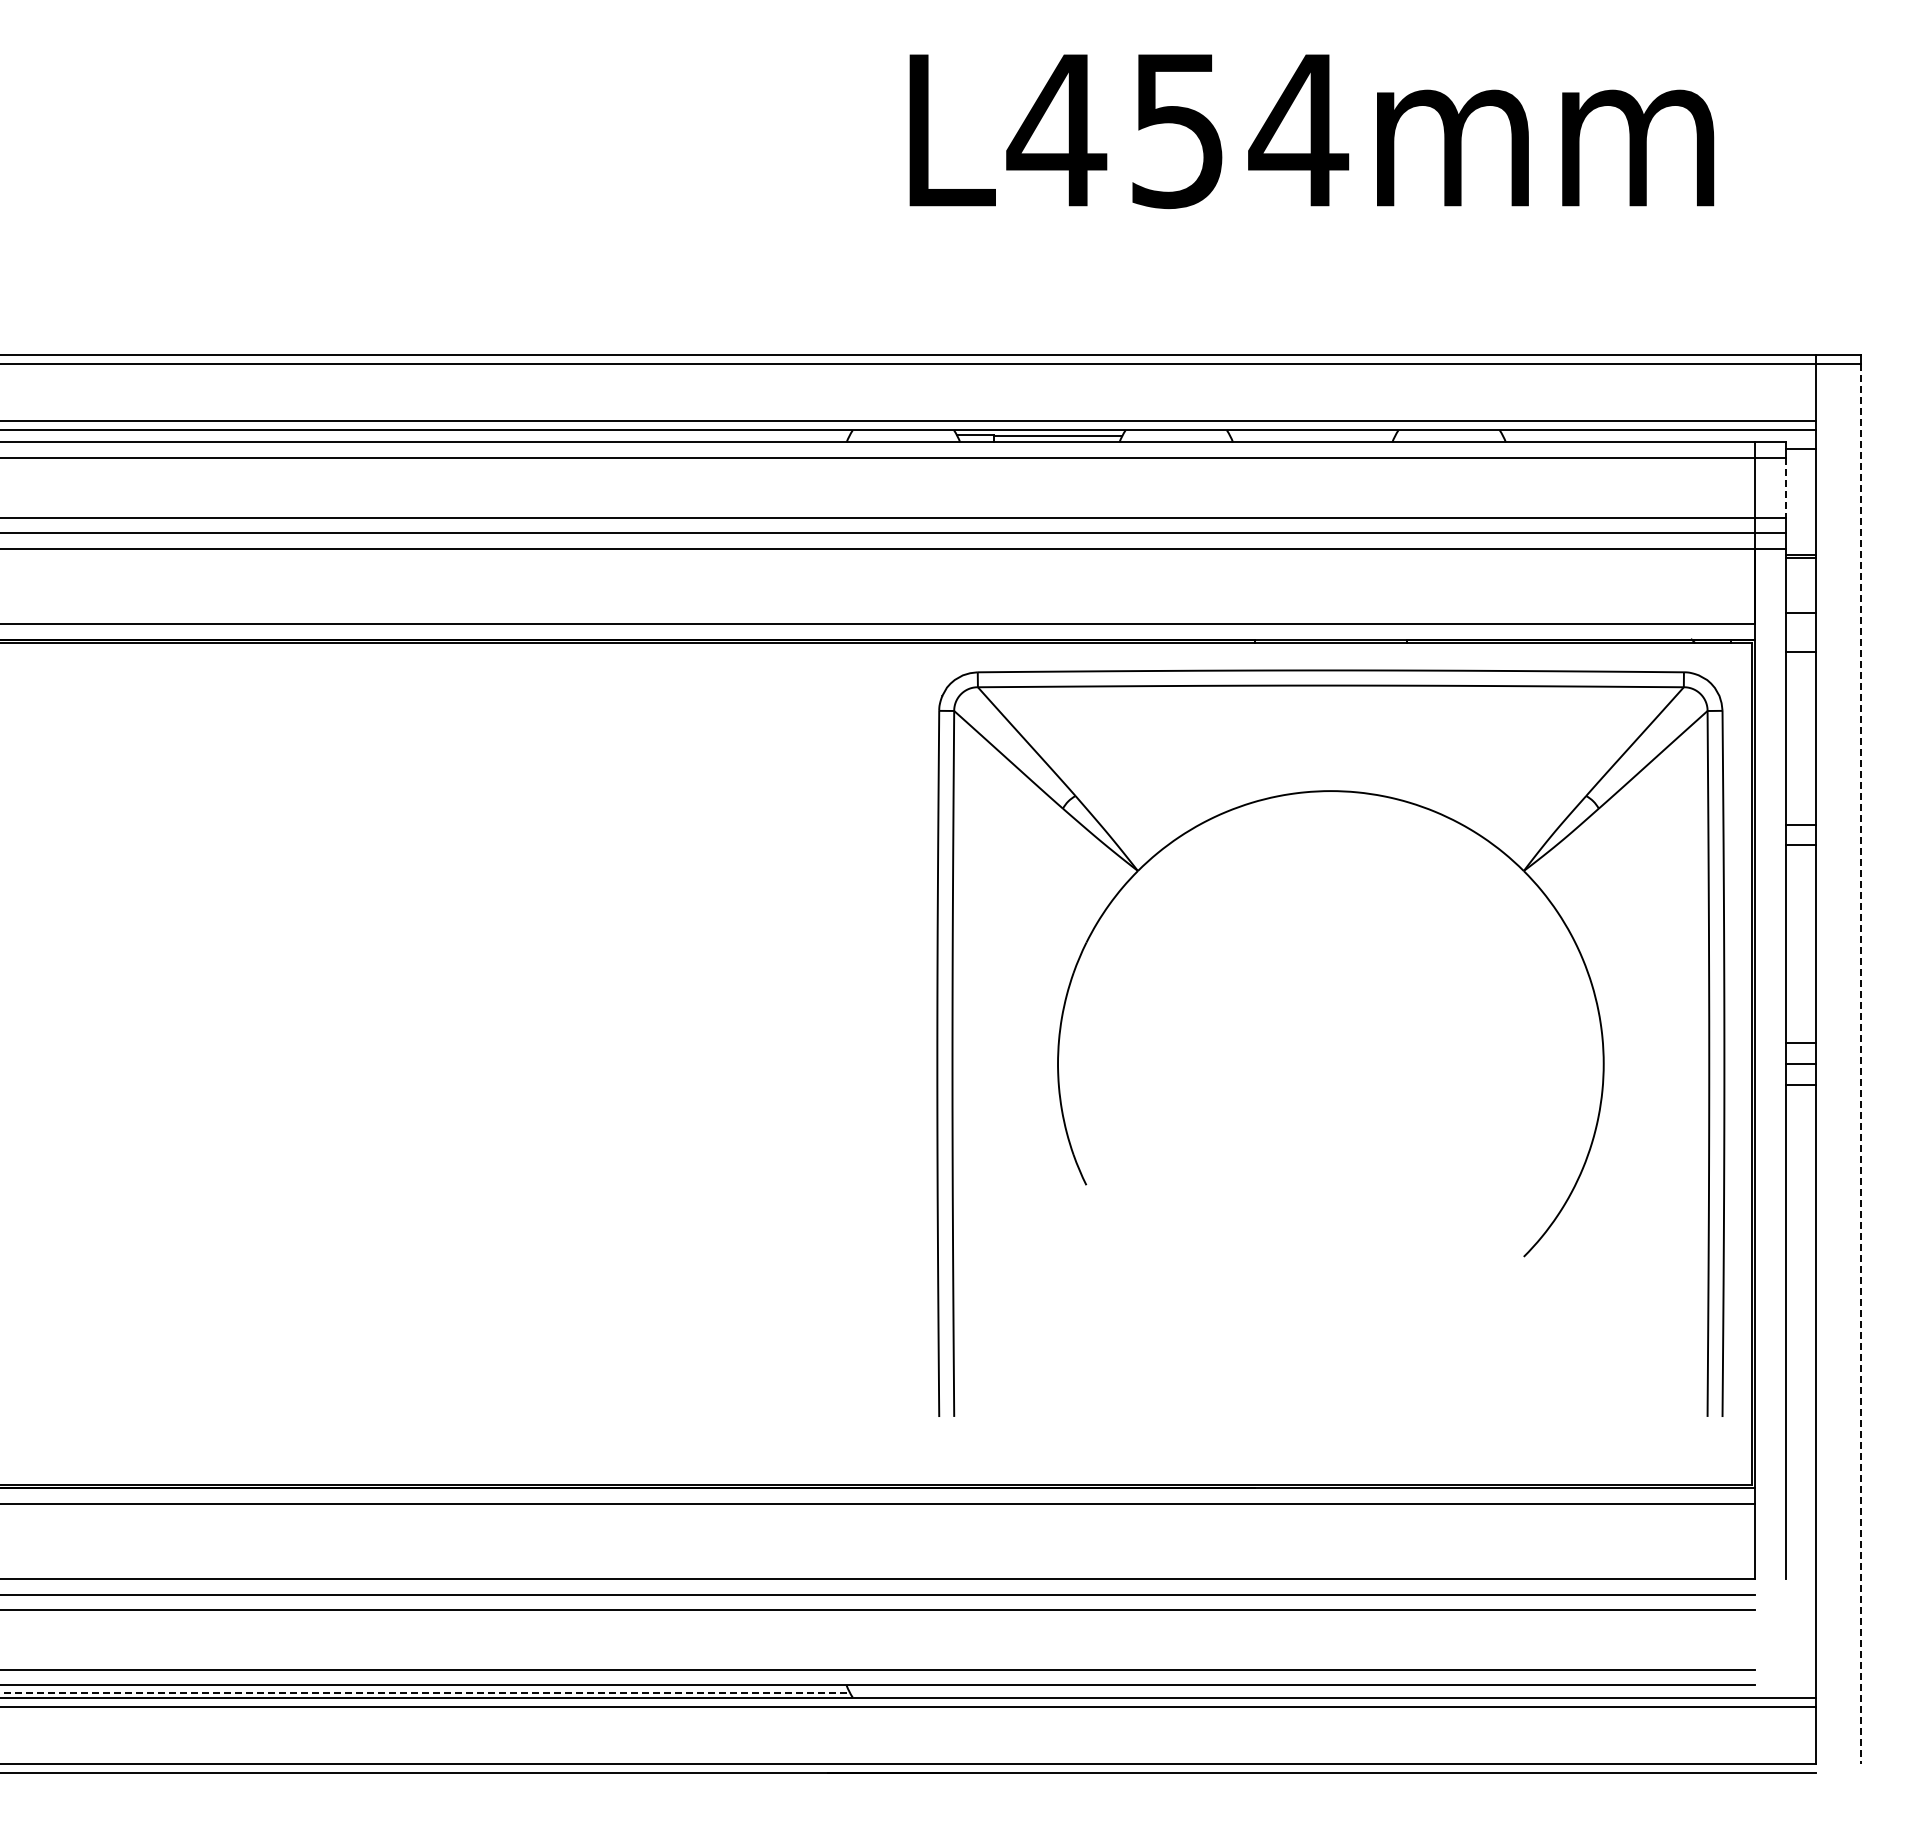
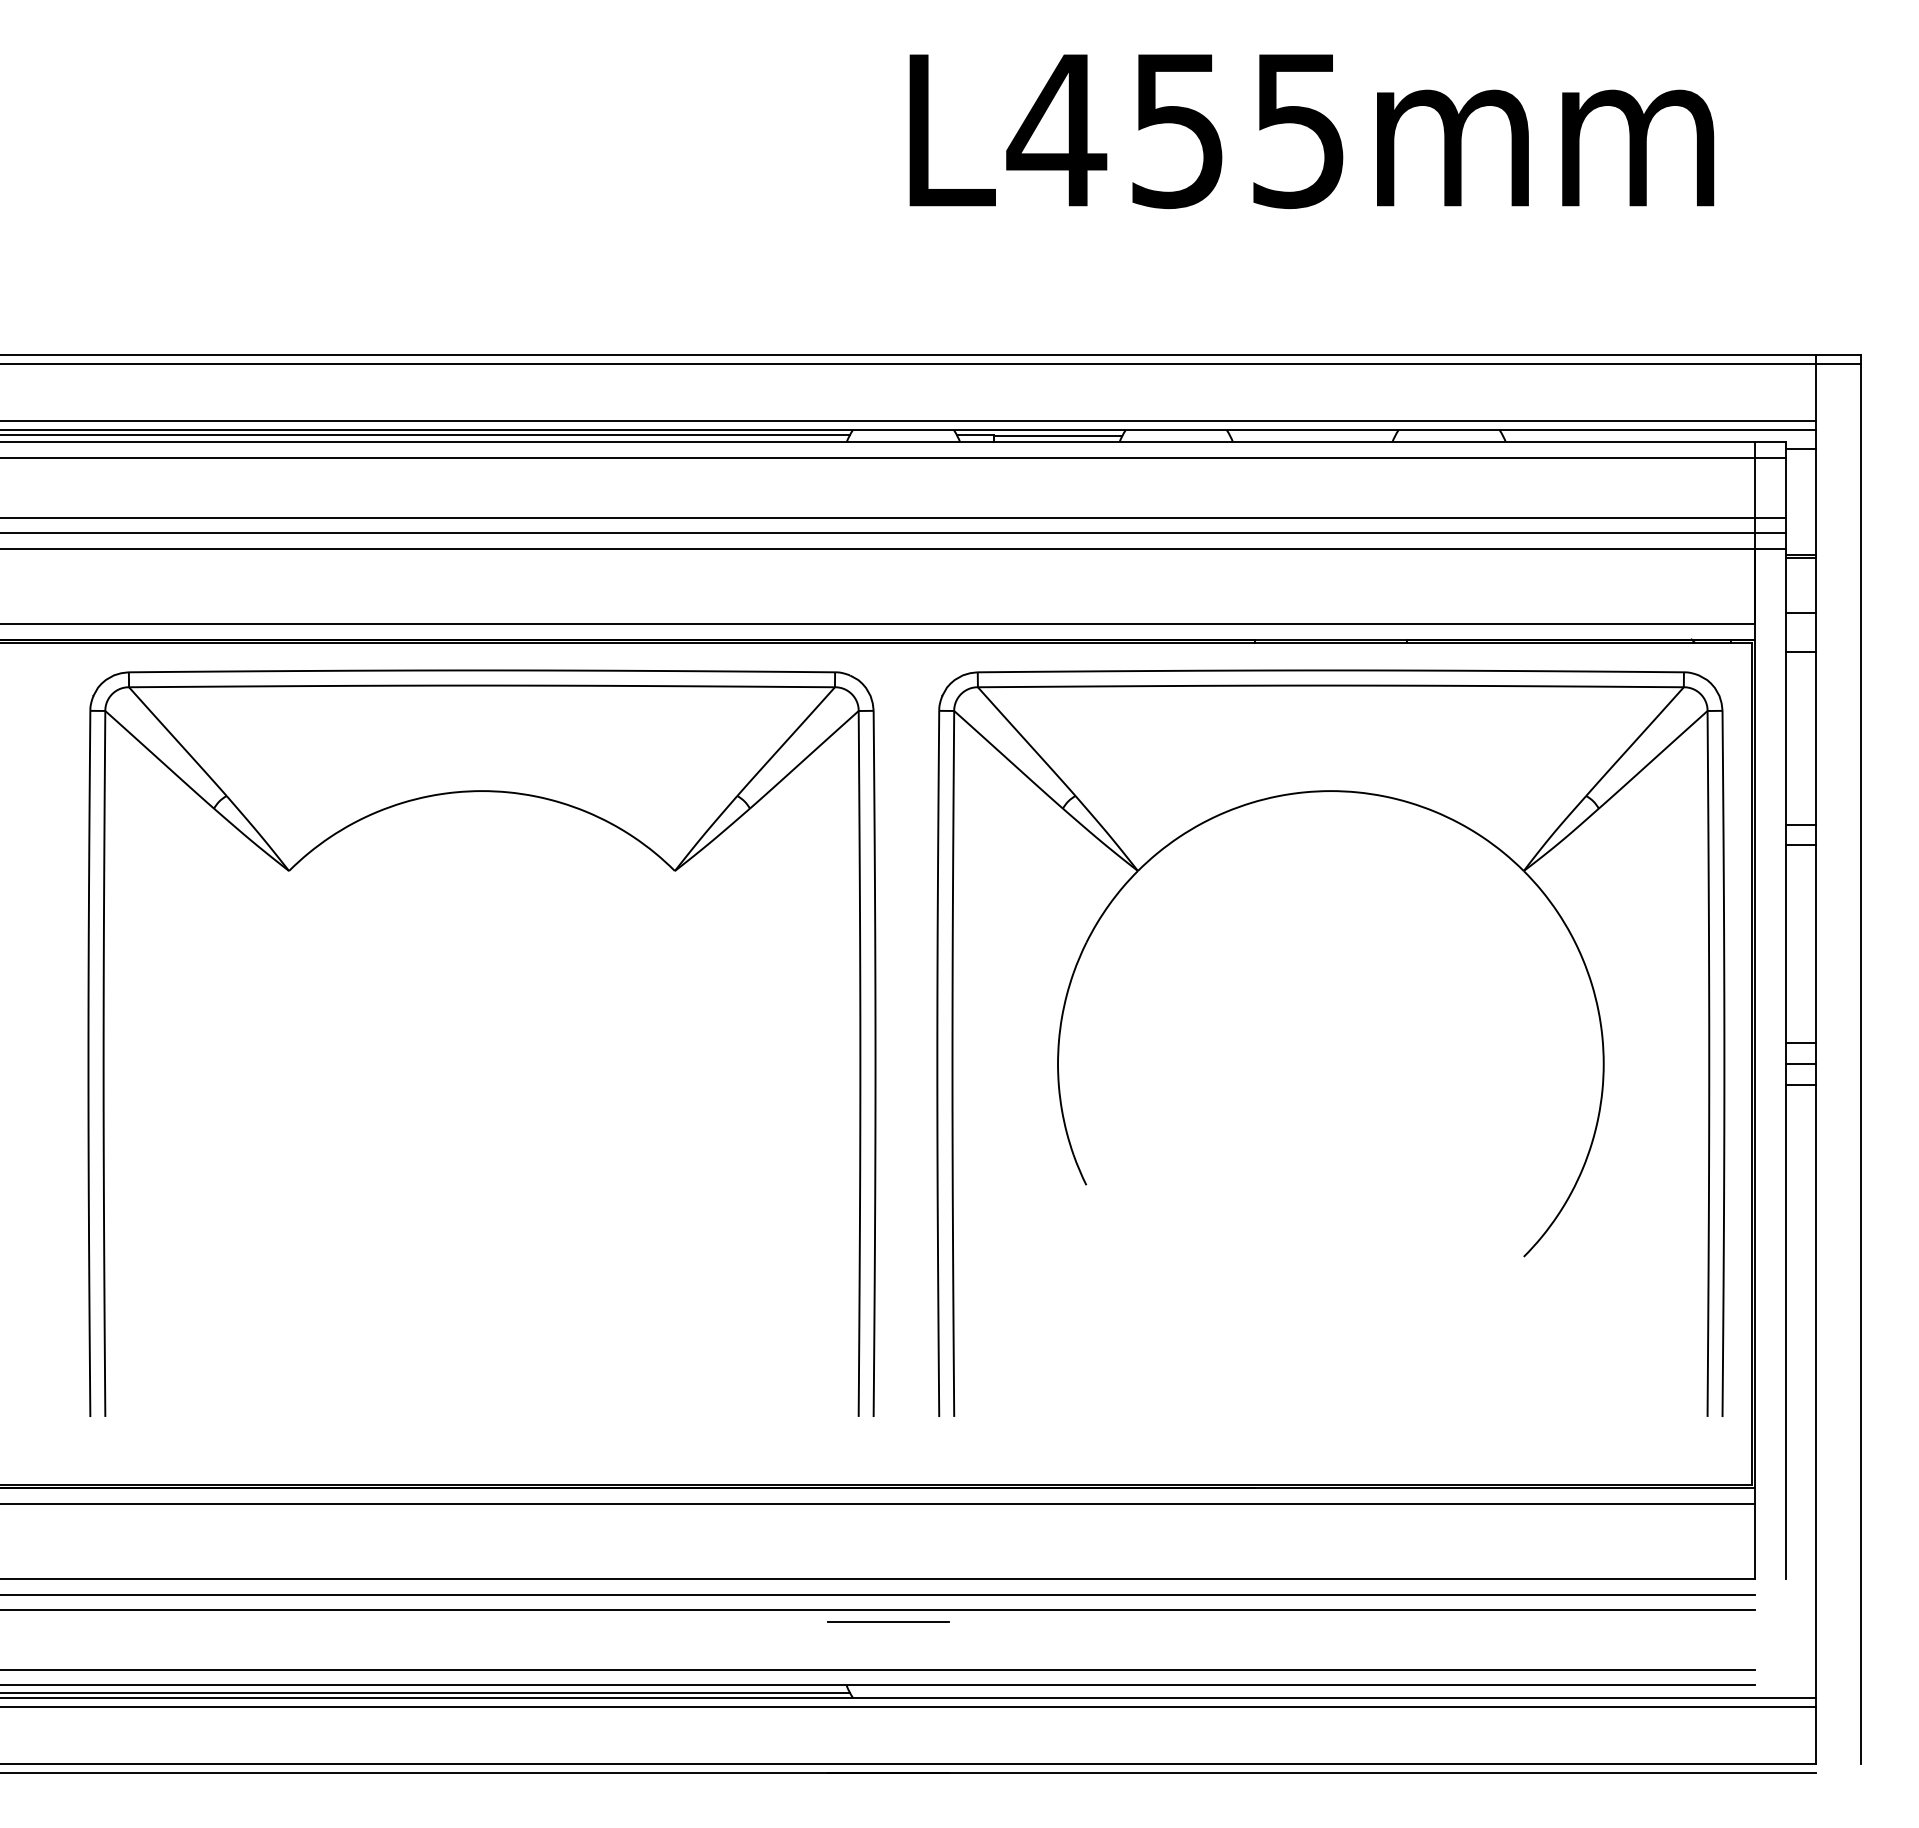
text: L454mm -> L455mm (1298, 131)
line: none -> present (426, 434)
line: dashed -> solid (1785, 488)
part: none -> present (474, 792)
line: dashed -> solid (1861, 1064)
line: none -> present (888, 1621)
line: dashed -> solid (425, 1693)
